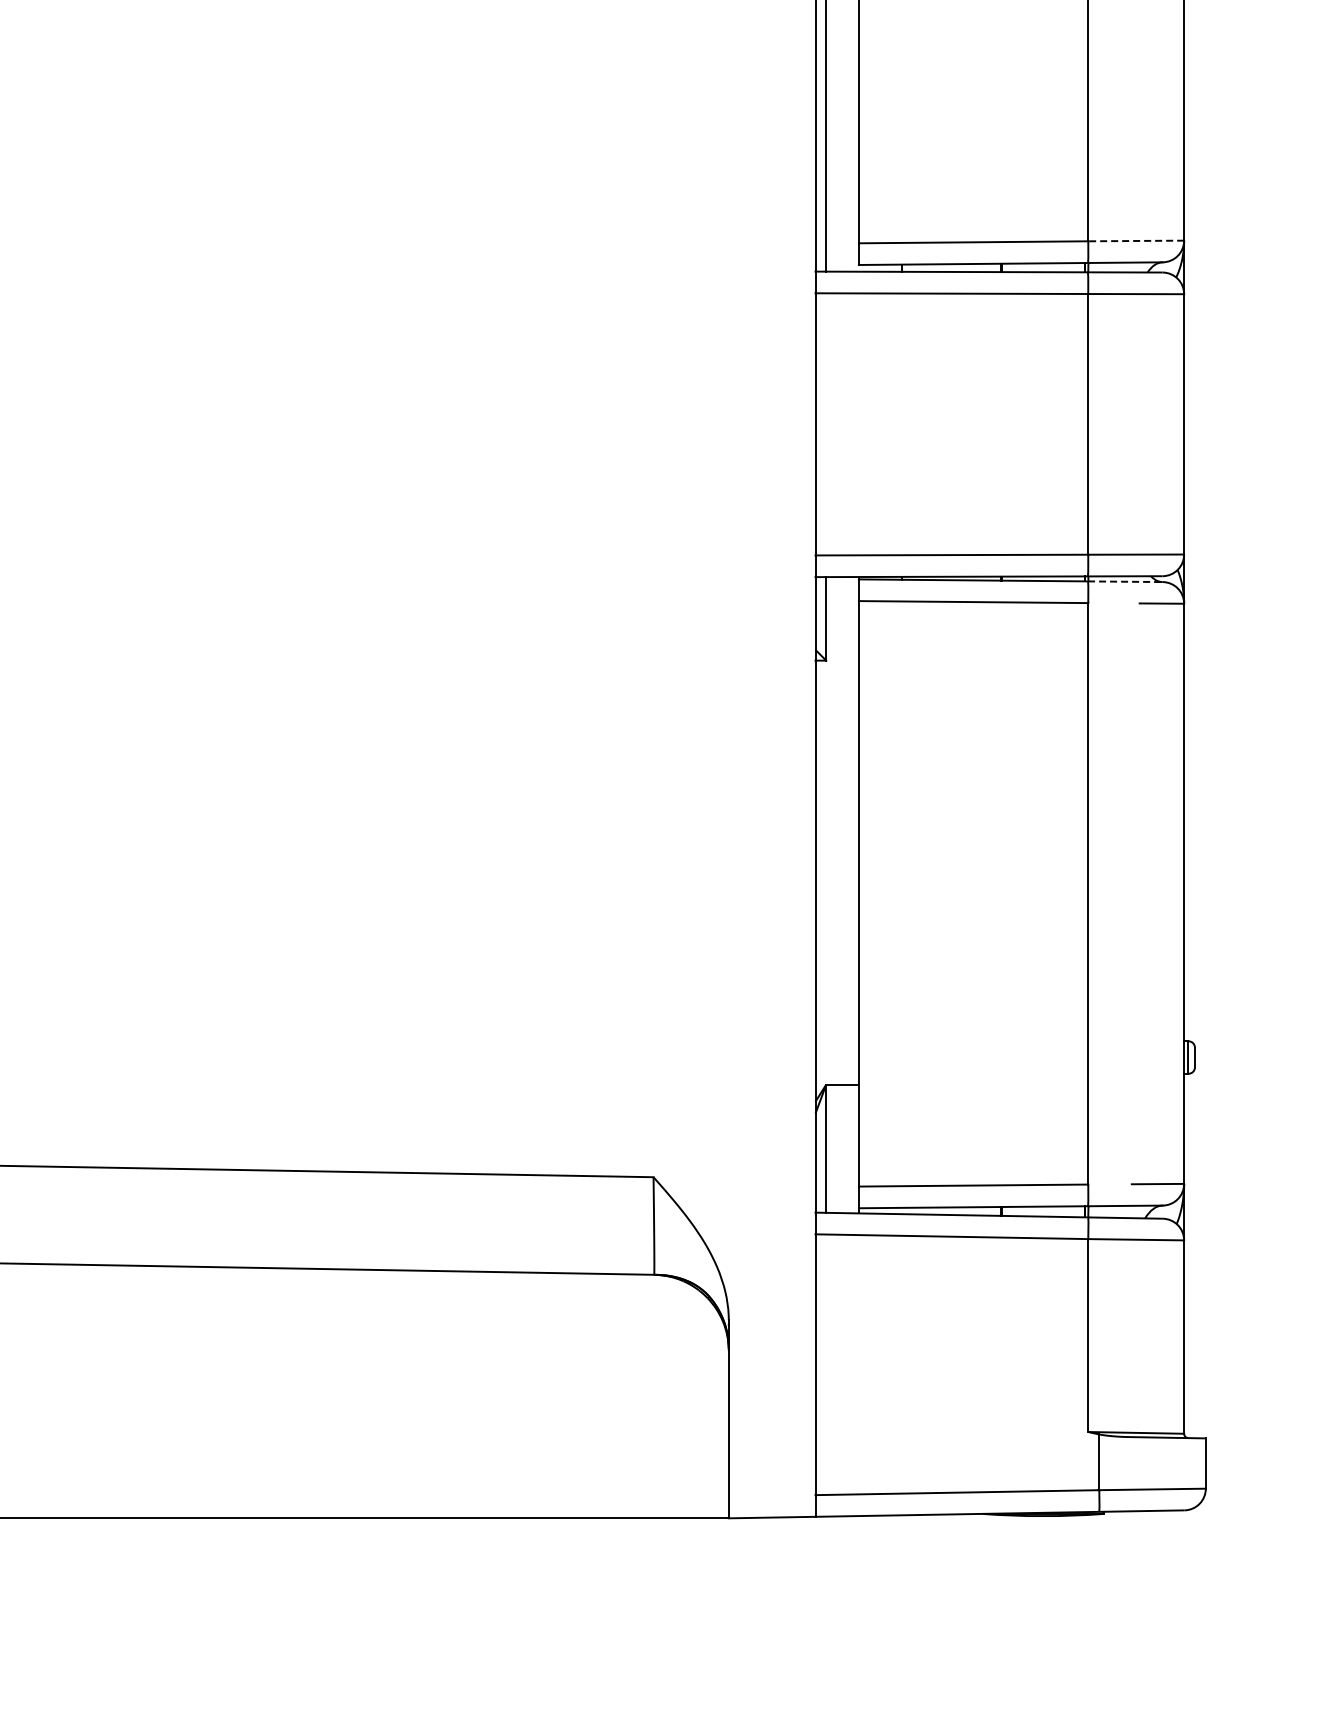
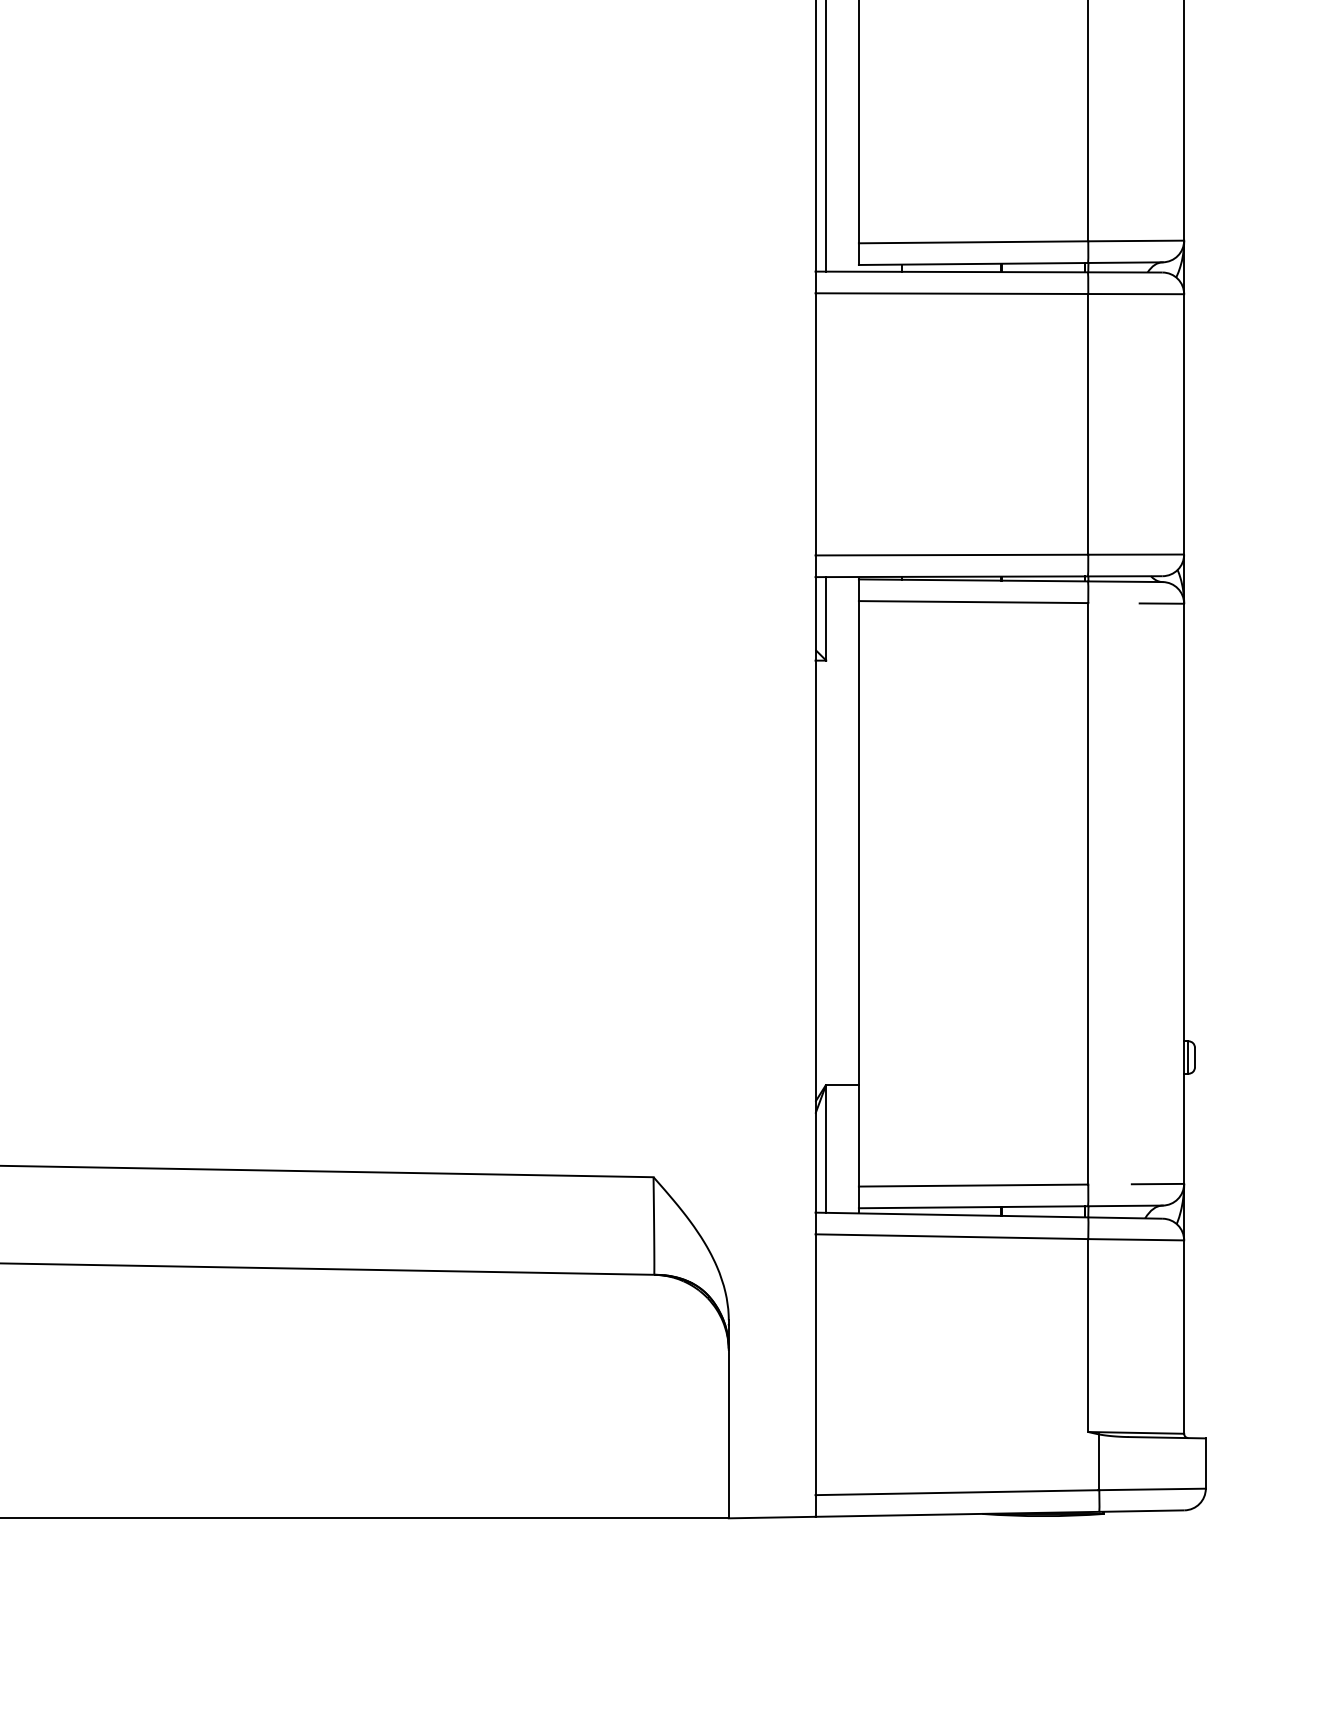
line: dashed -> solid (1136, 240)
line: dashed -> solid (1125, 581)
